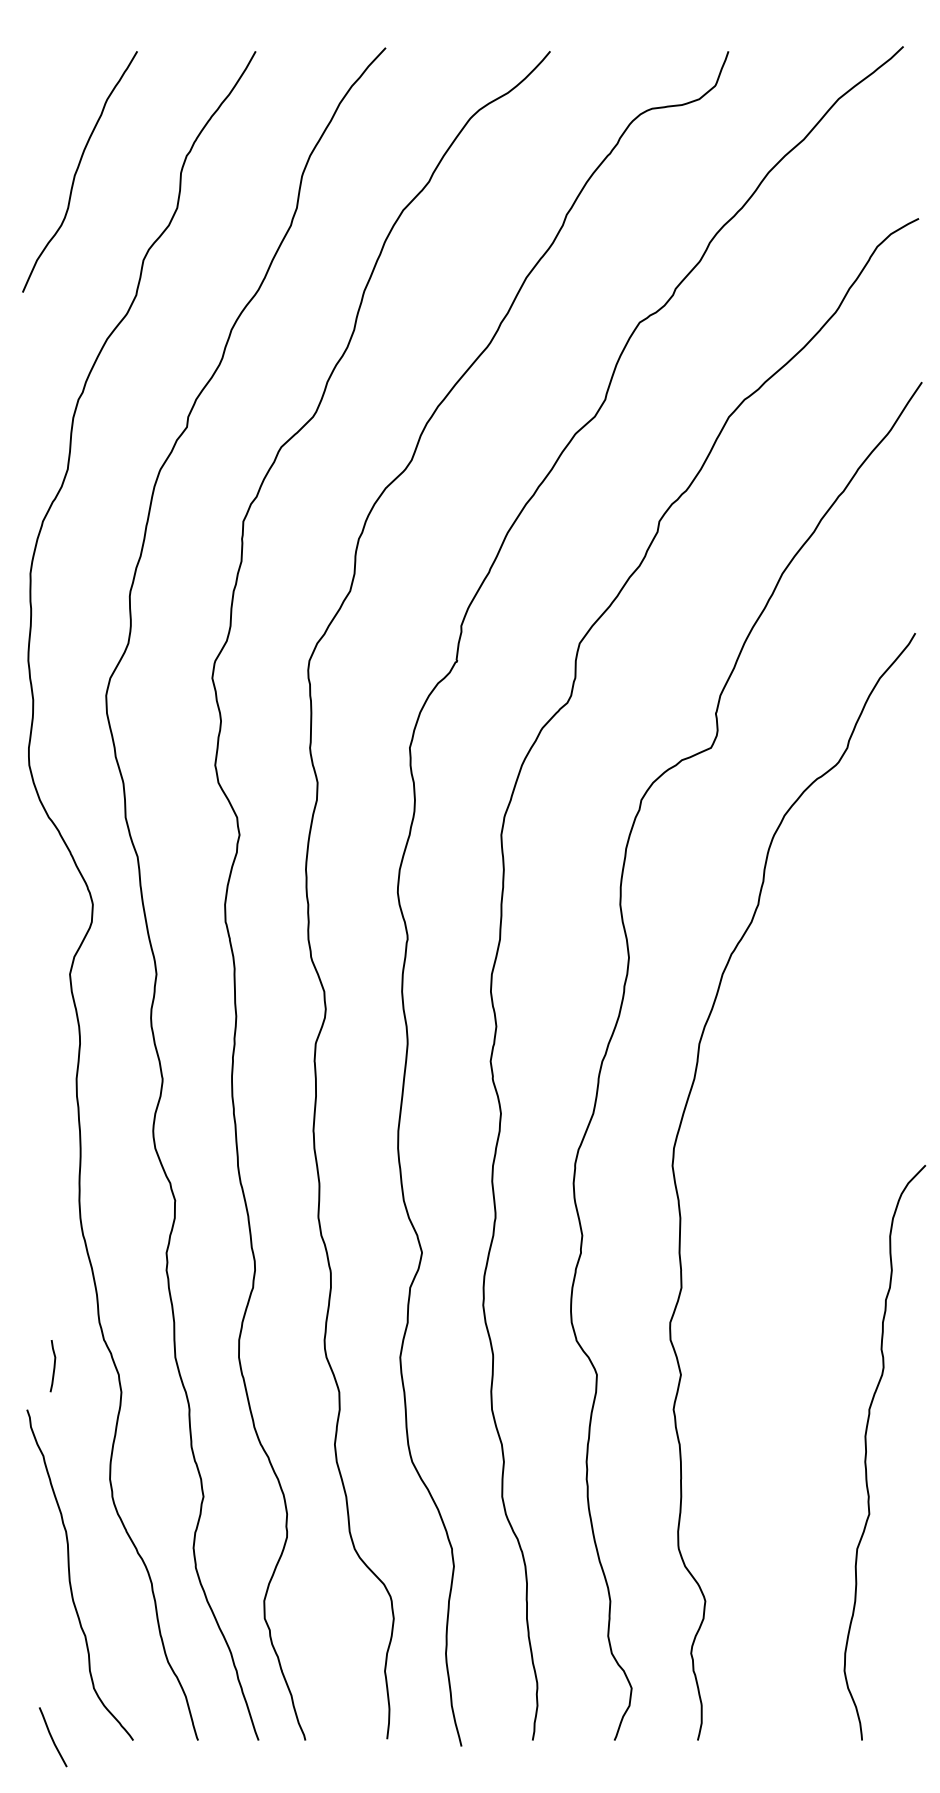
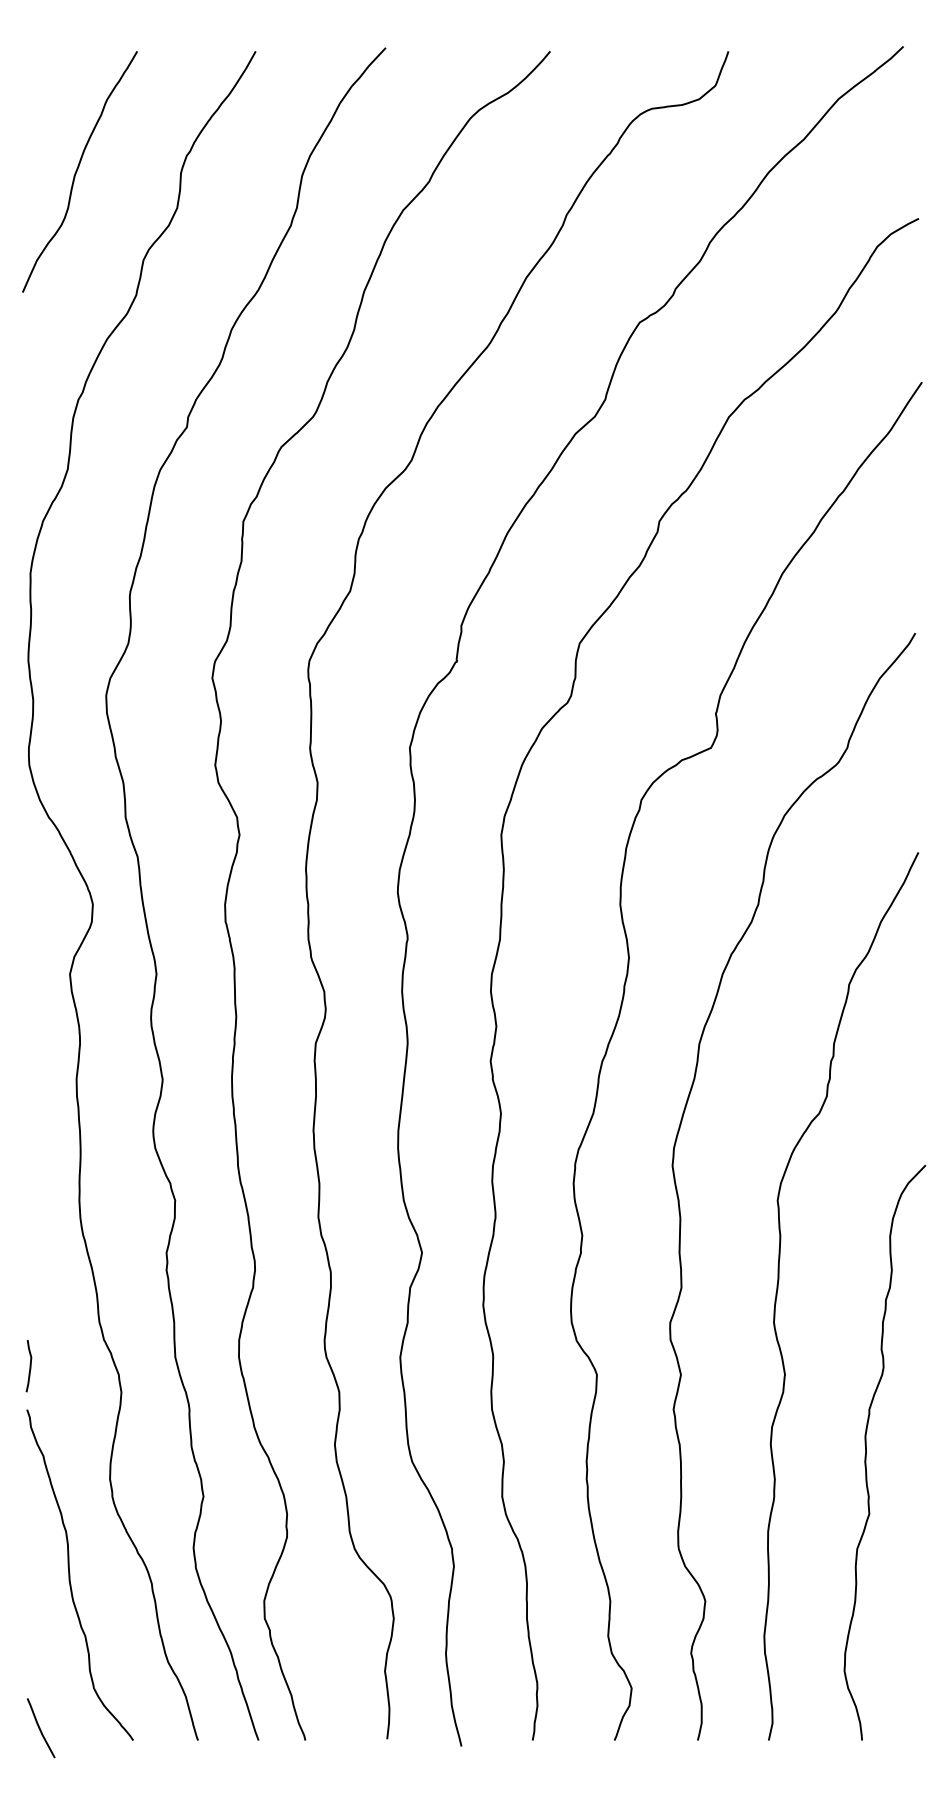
curve: none -> present (778, 1289)
curve position: (53, 1366) -> (29, 1366) (29, 1366)
line position: (52, 1737) -> (40, 1728) (40, 1728)
